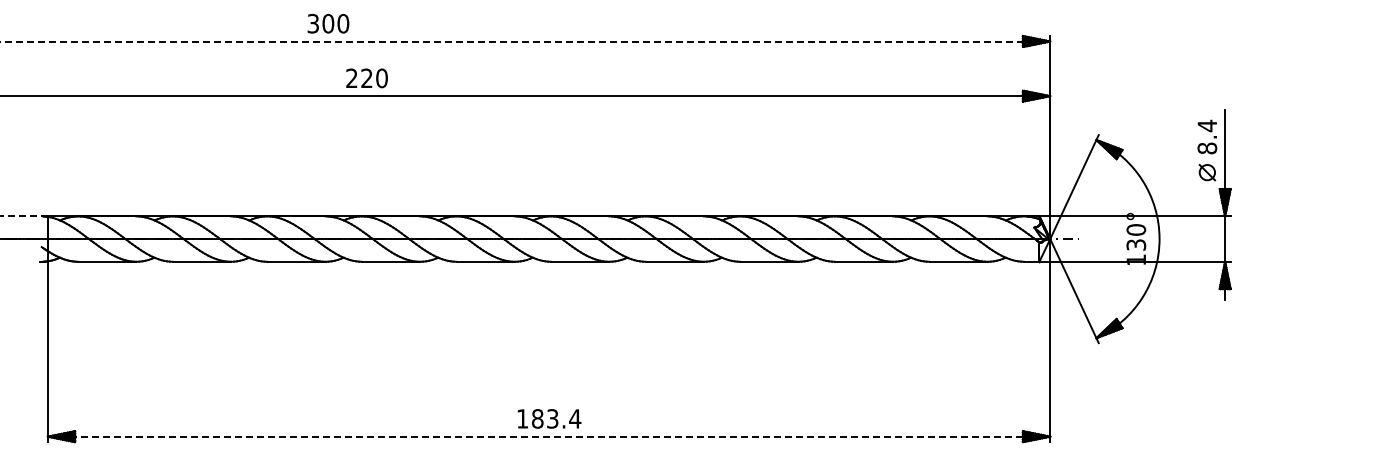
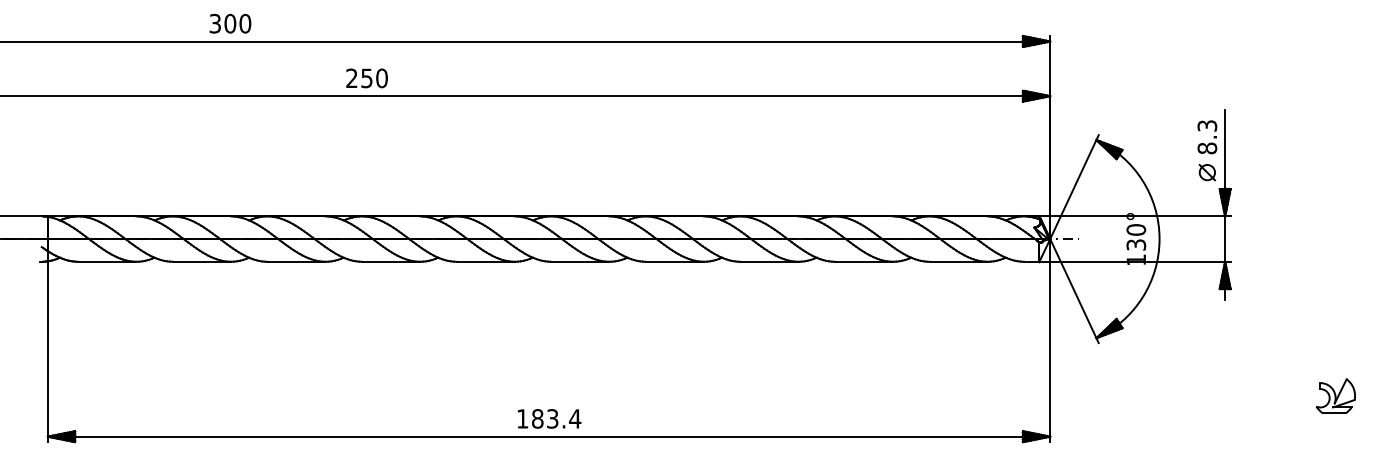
text position: (328, 23) -> (230, 23) (230, 23)
line: dashed -> solid (525, 41)
text: 220 -> 250 (366, 78)
text: 8.4 -> 8.3 (1207, 125)
line: dashed -> solid (23, 216)
part: none -> present (1335, 395)
line: dashed -> solid (549, 436)
